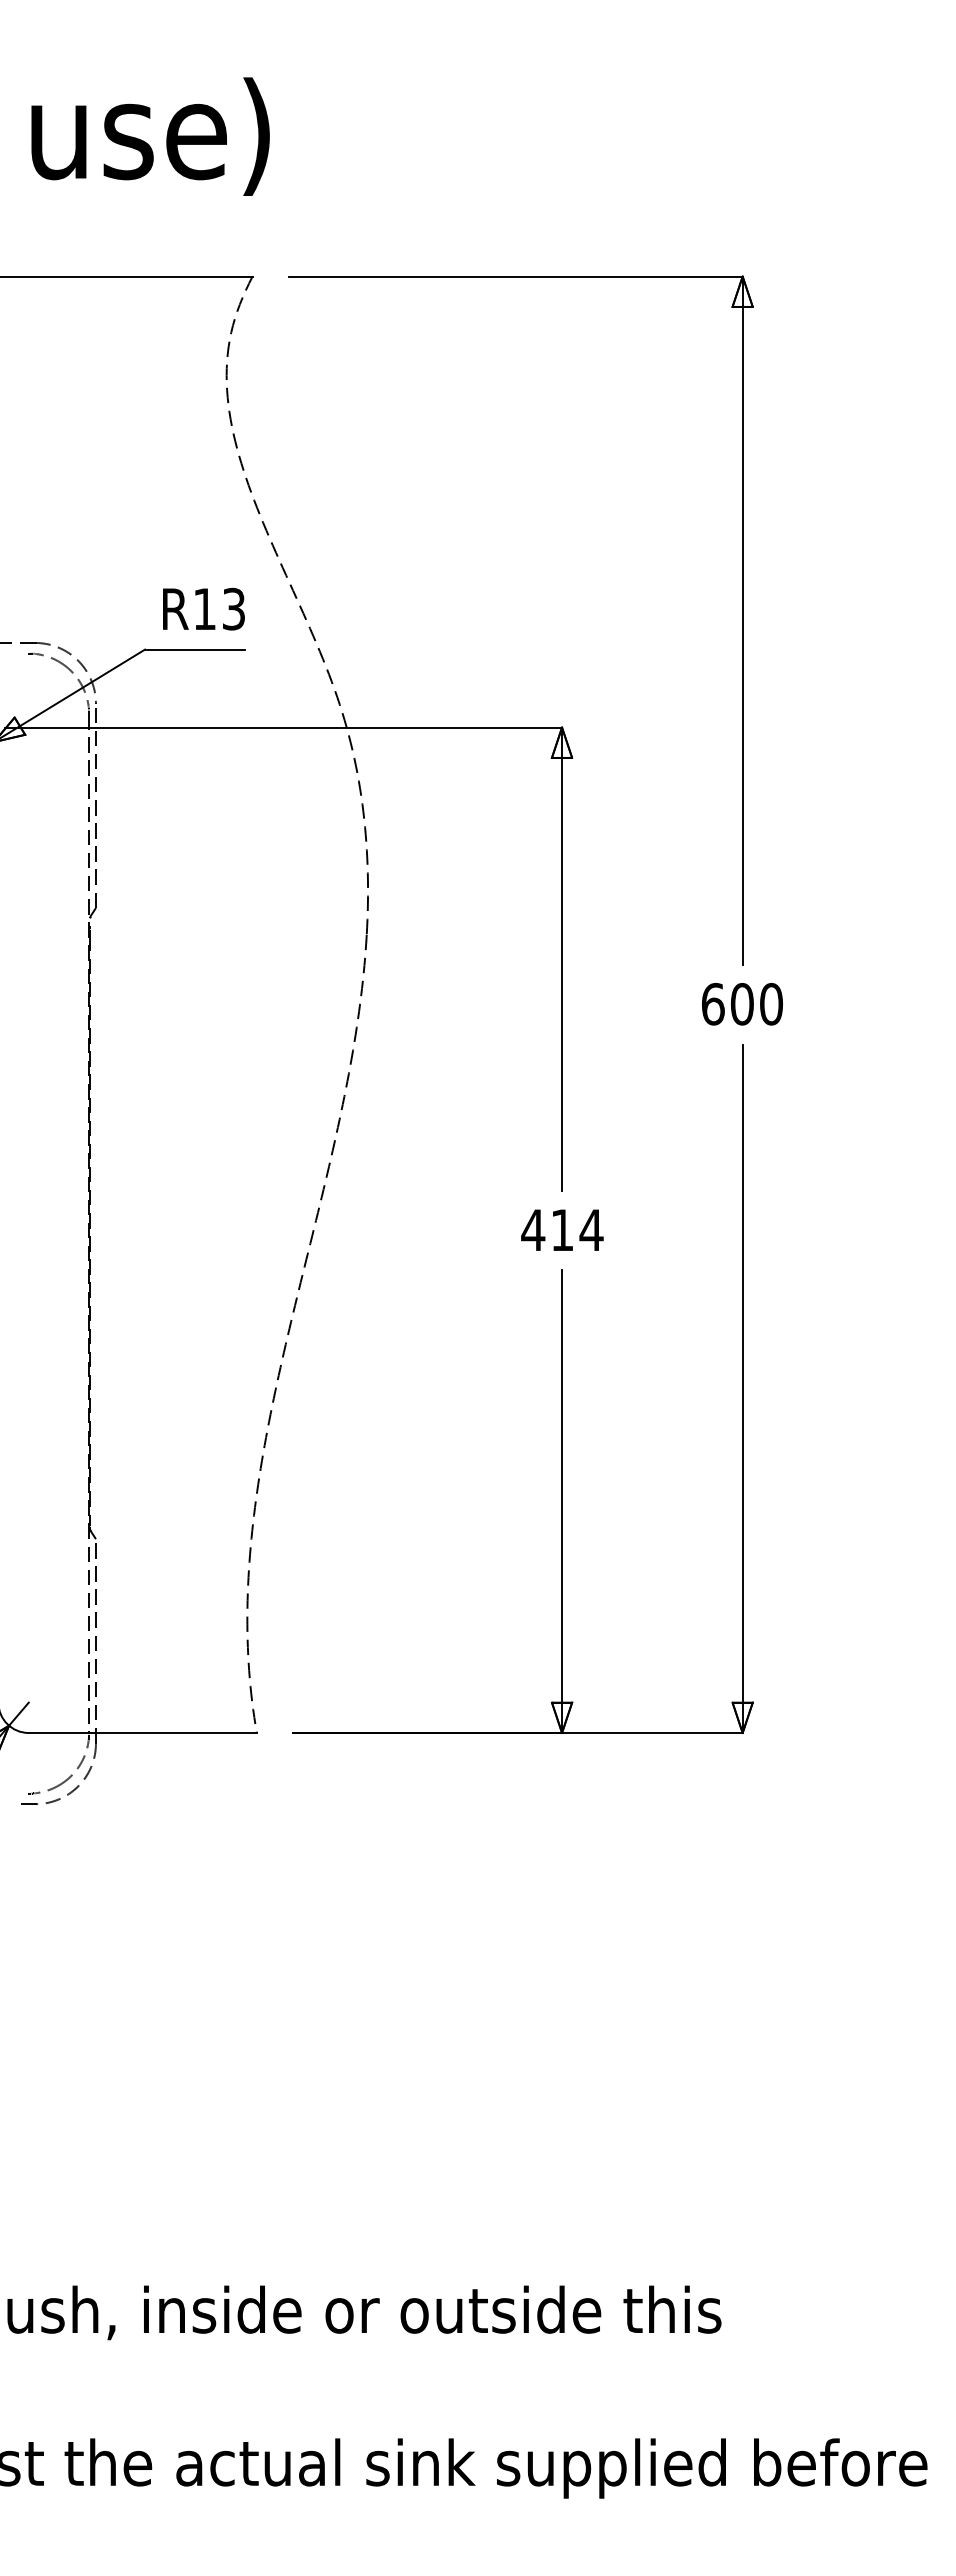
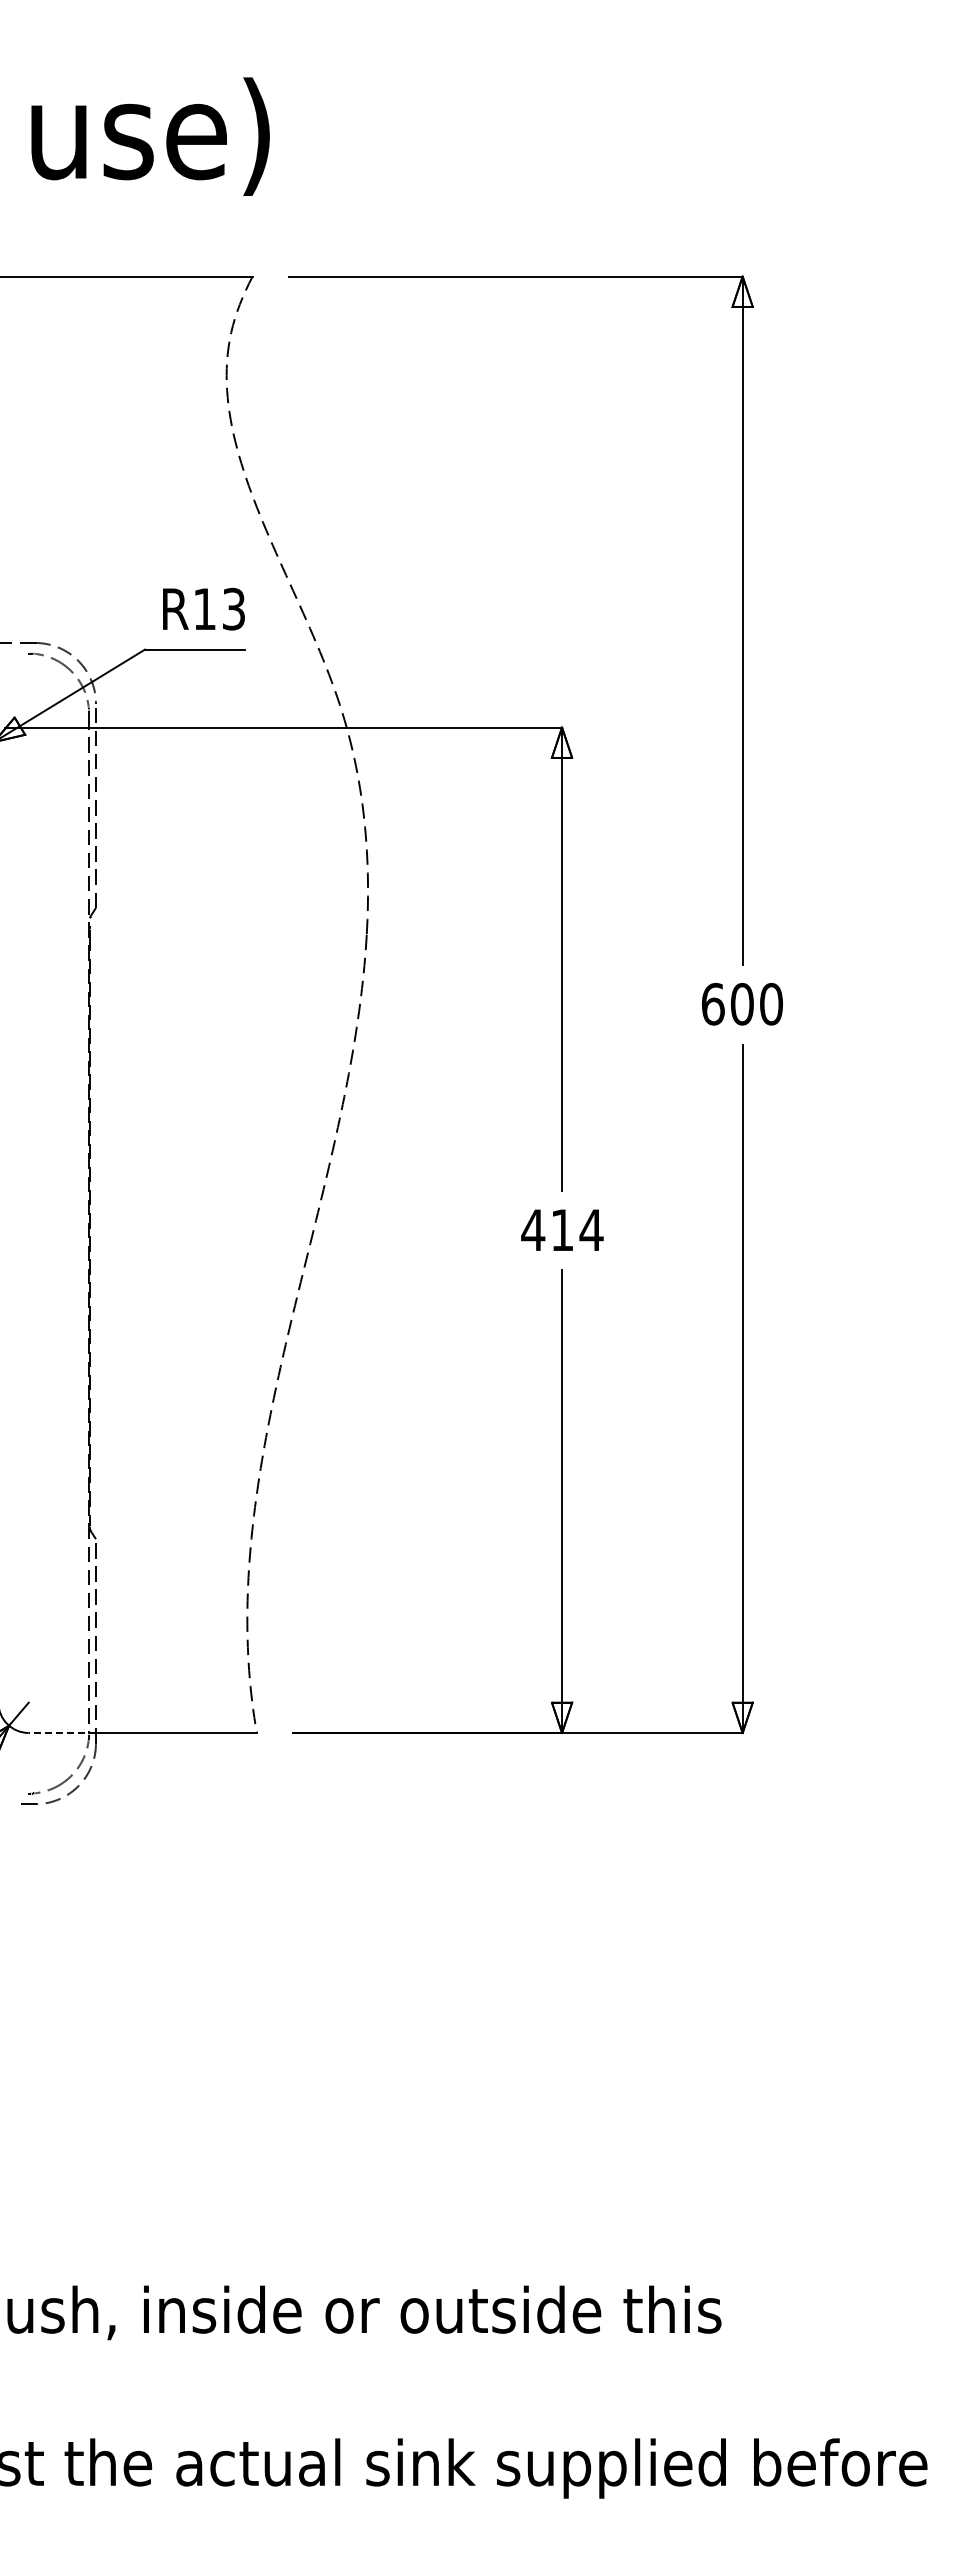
line: solid -> dashed (62, 1732)
